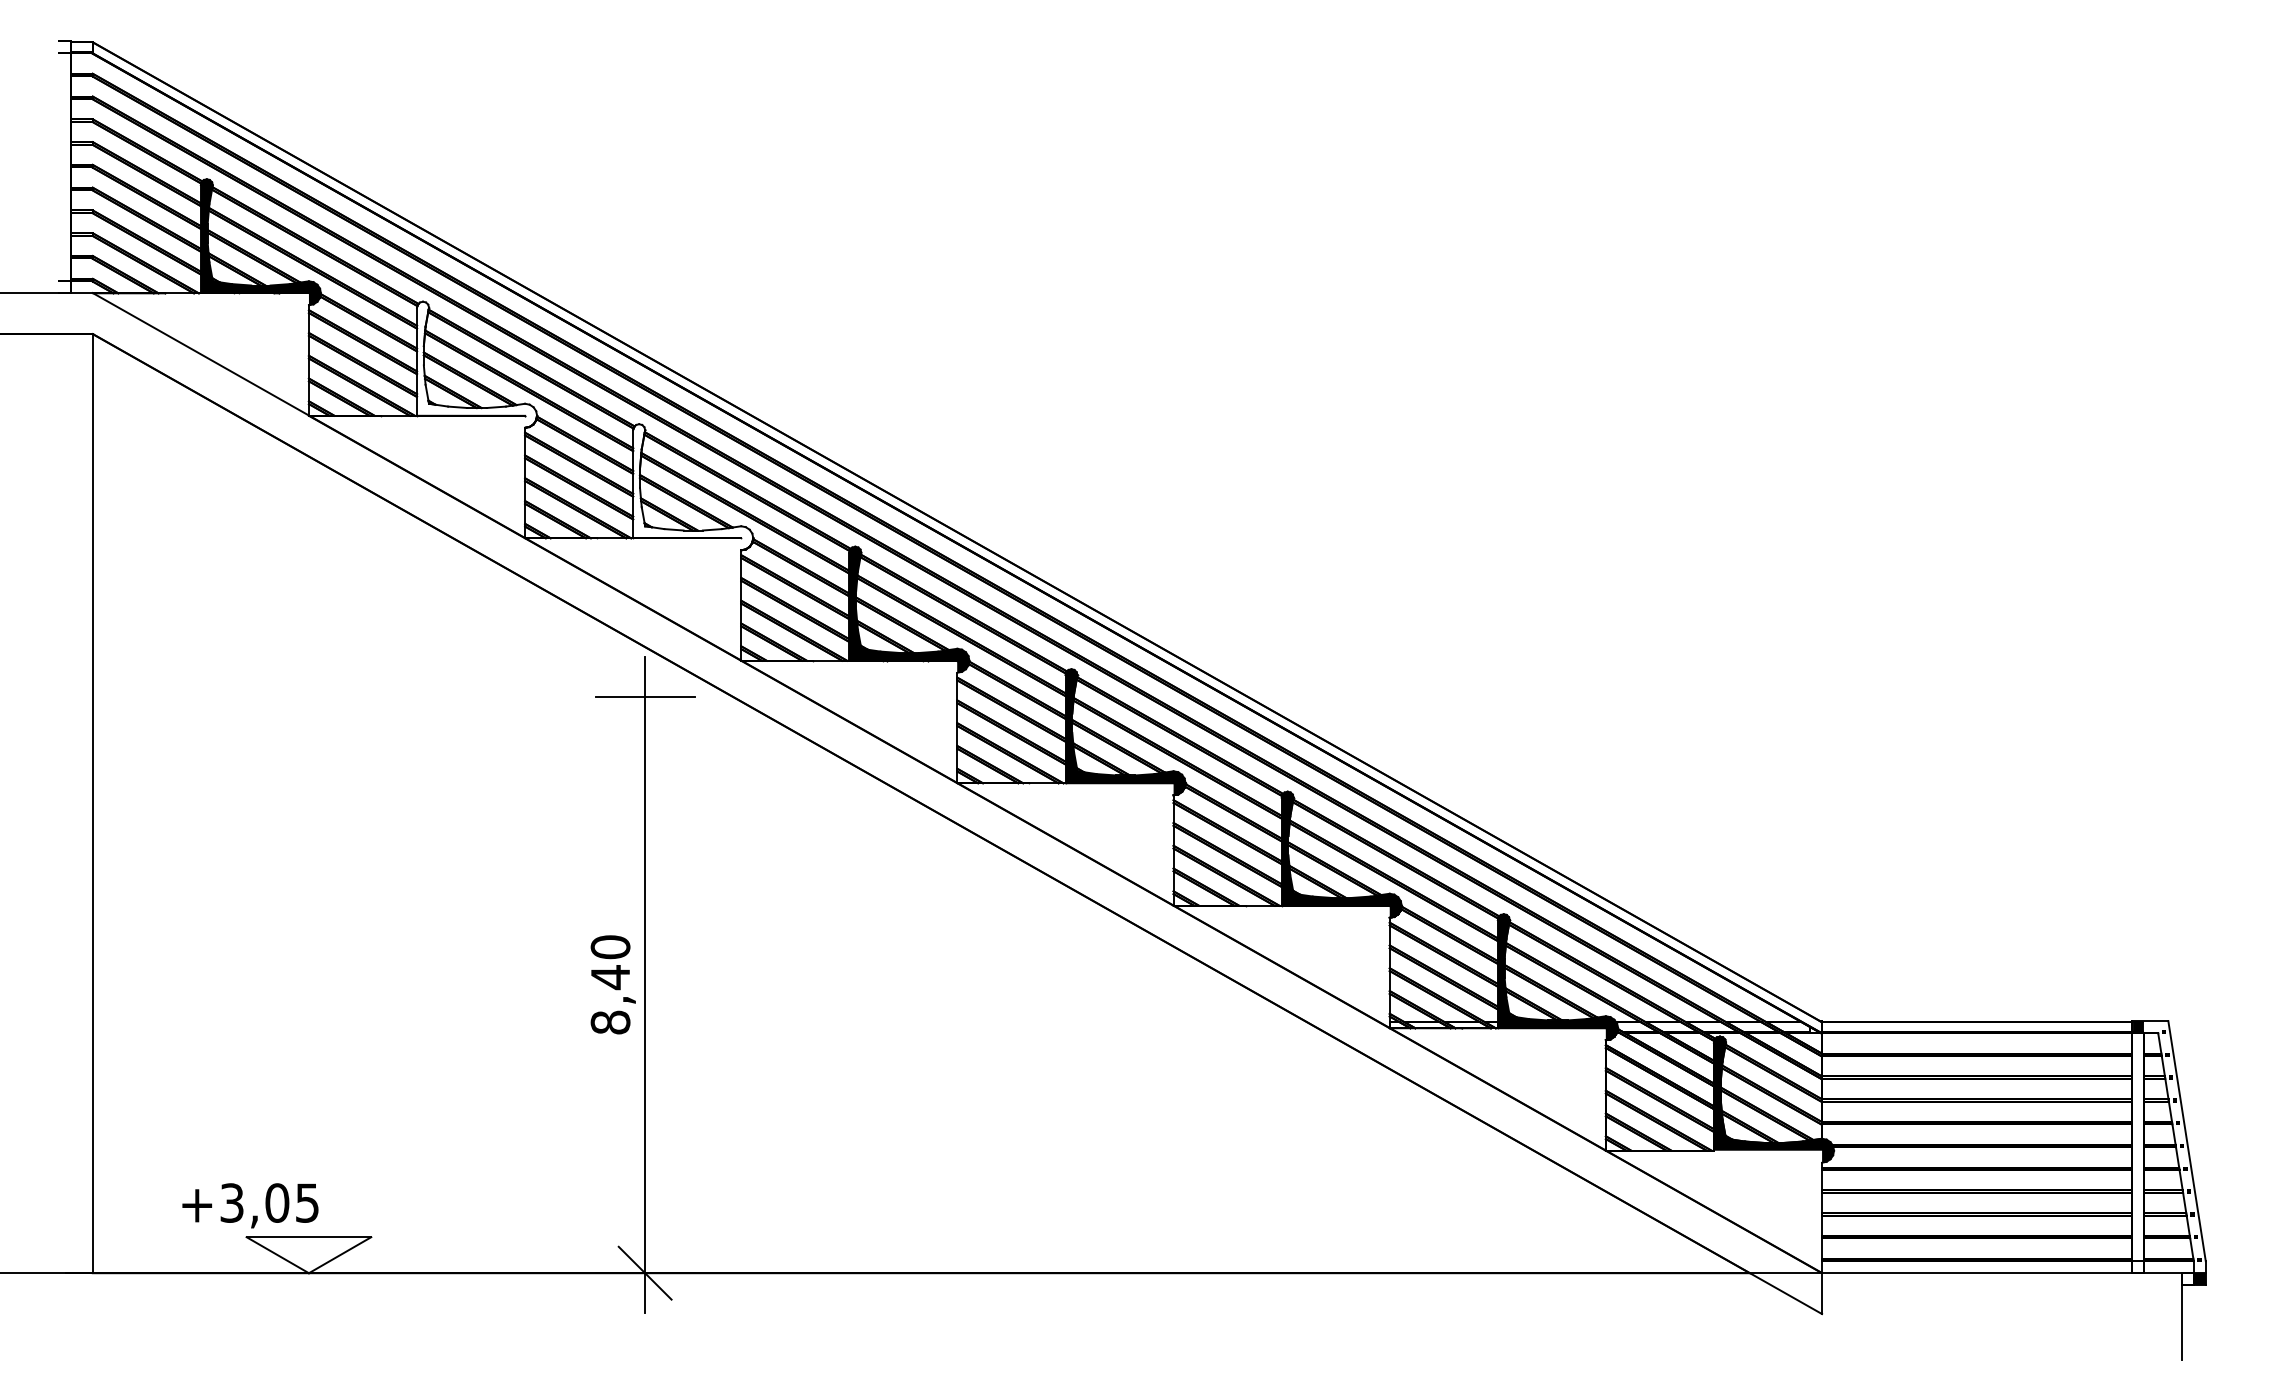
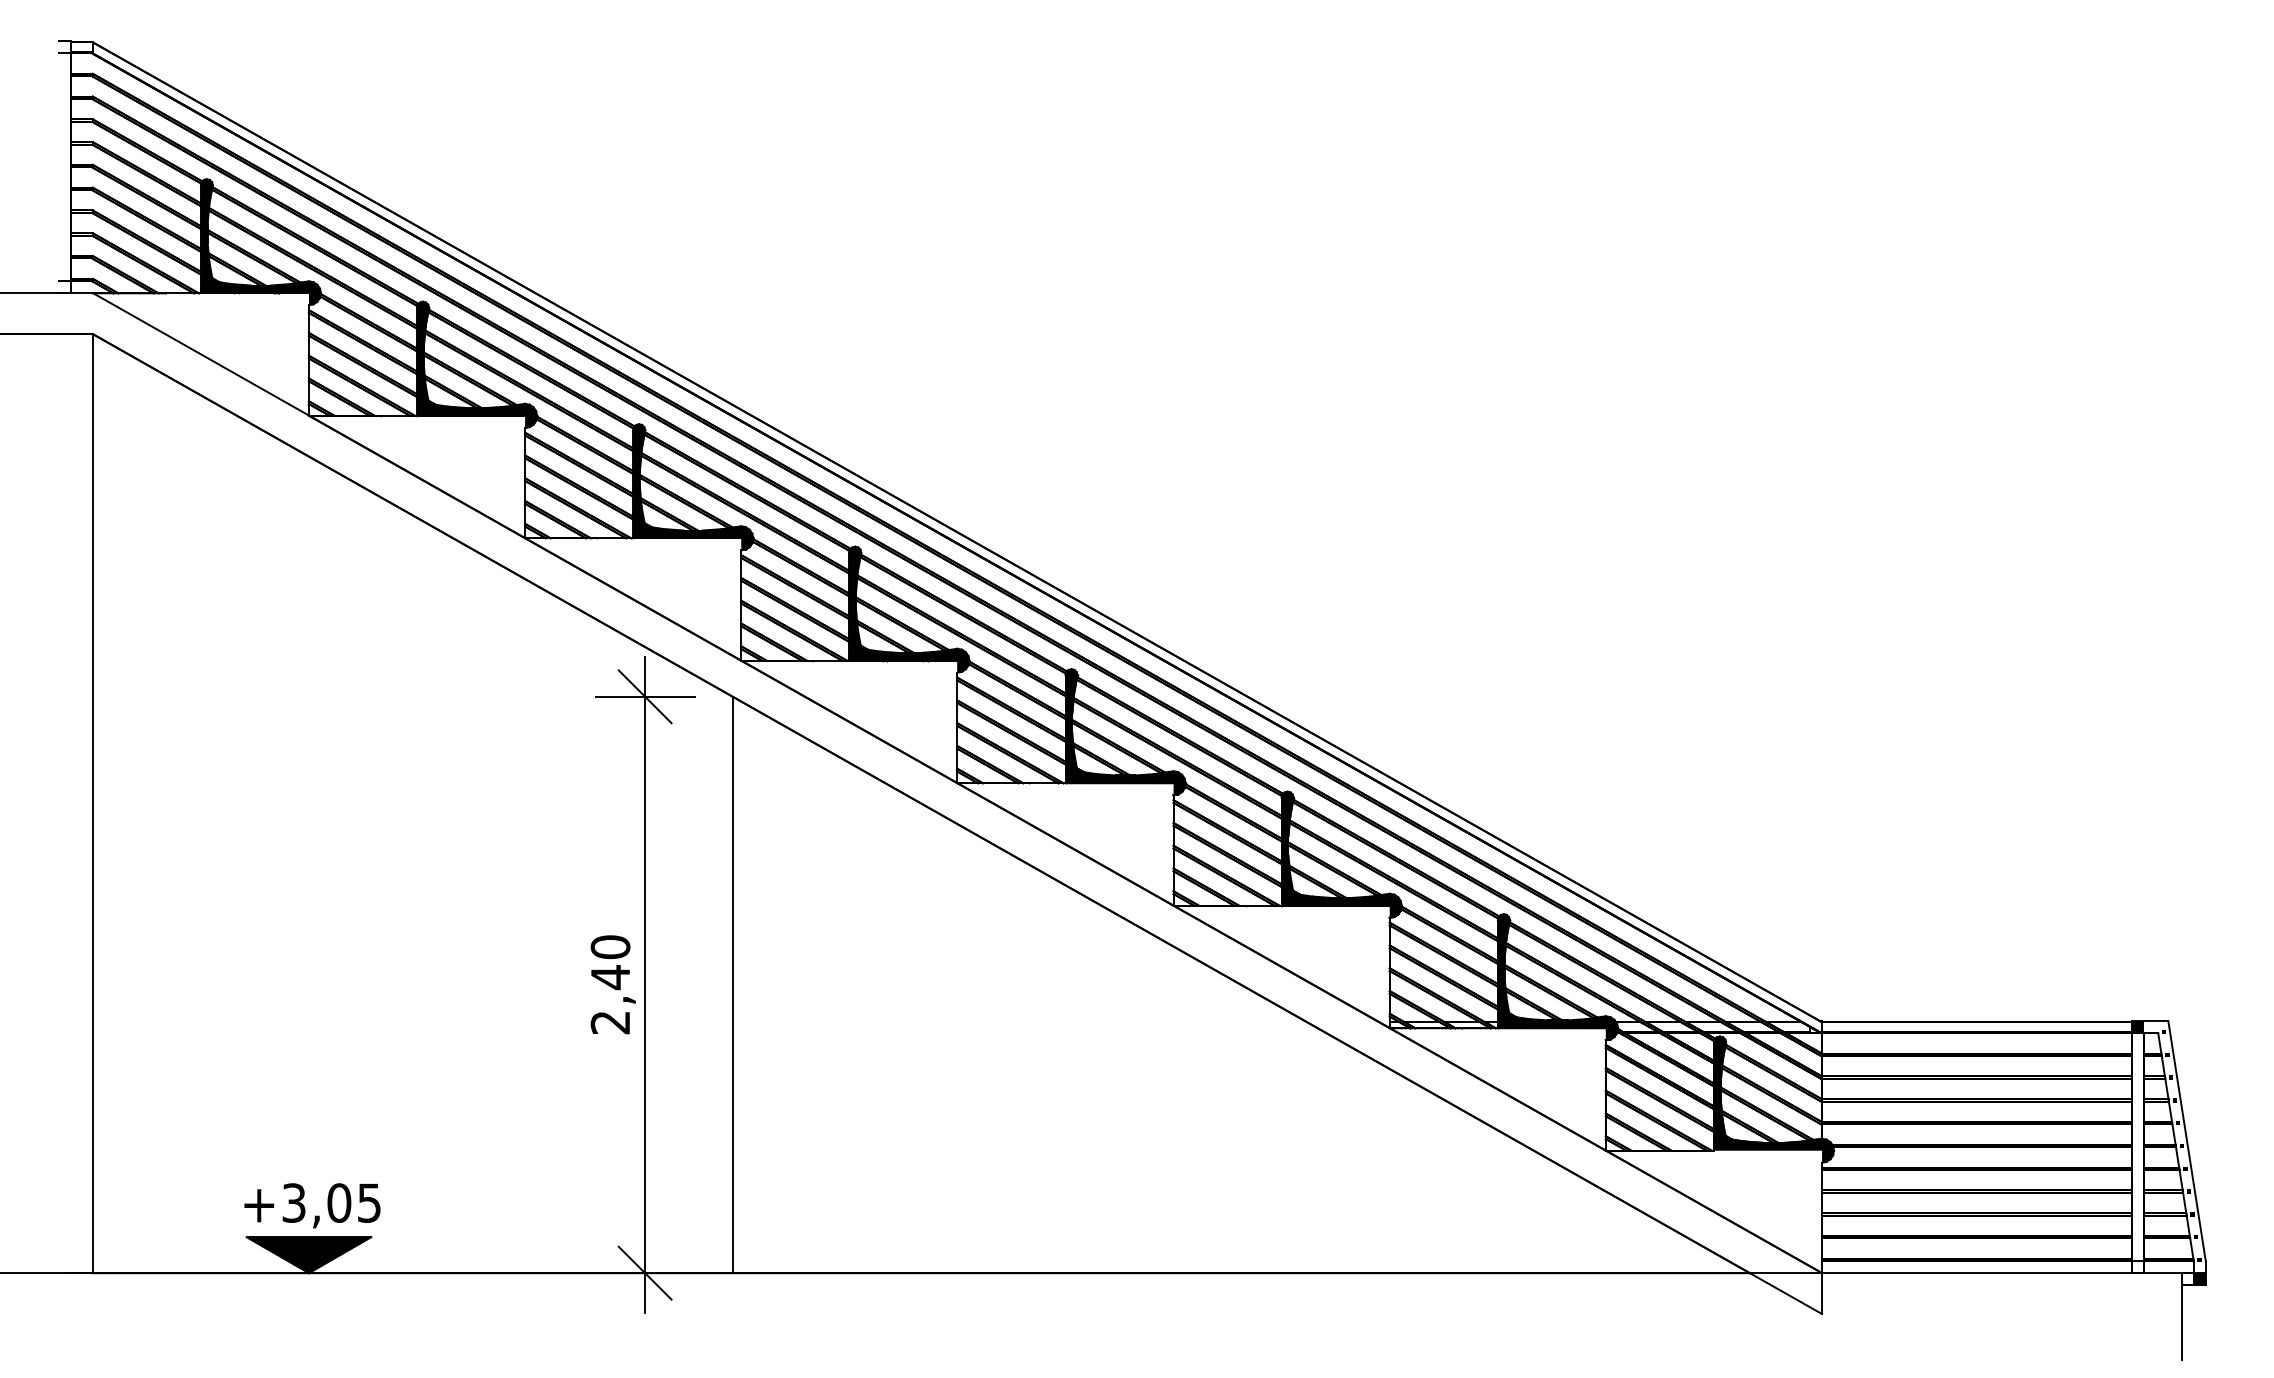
fill: none -> present (477, 364)
fill: none -> present (693, 487)
line: none -> present (644, 696)
line: none -> present (732, 984)
text: 8,40 -> 2,40 (610, 1022)
text position: (250, 1205) -> (312, 1205) (312, 1205)
fill: none -> present (308, 1255)
